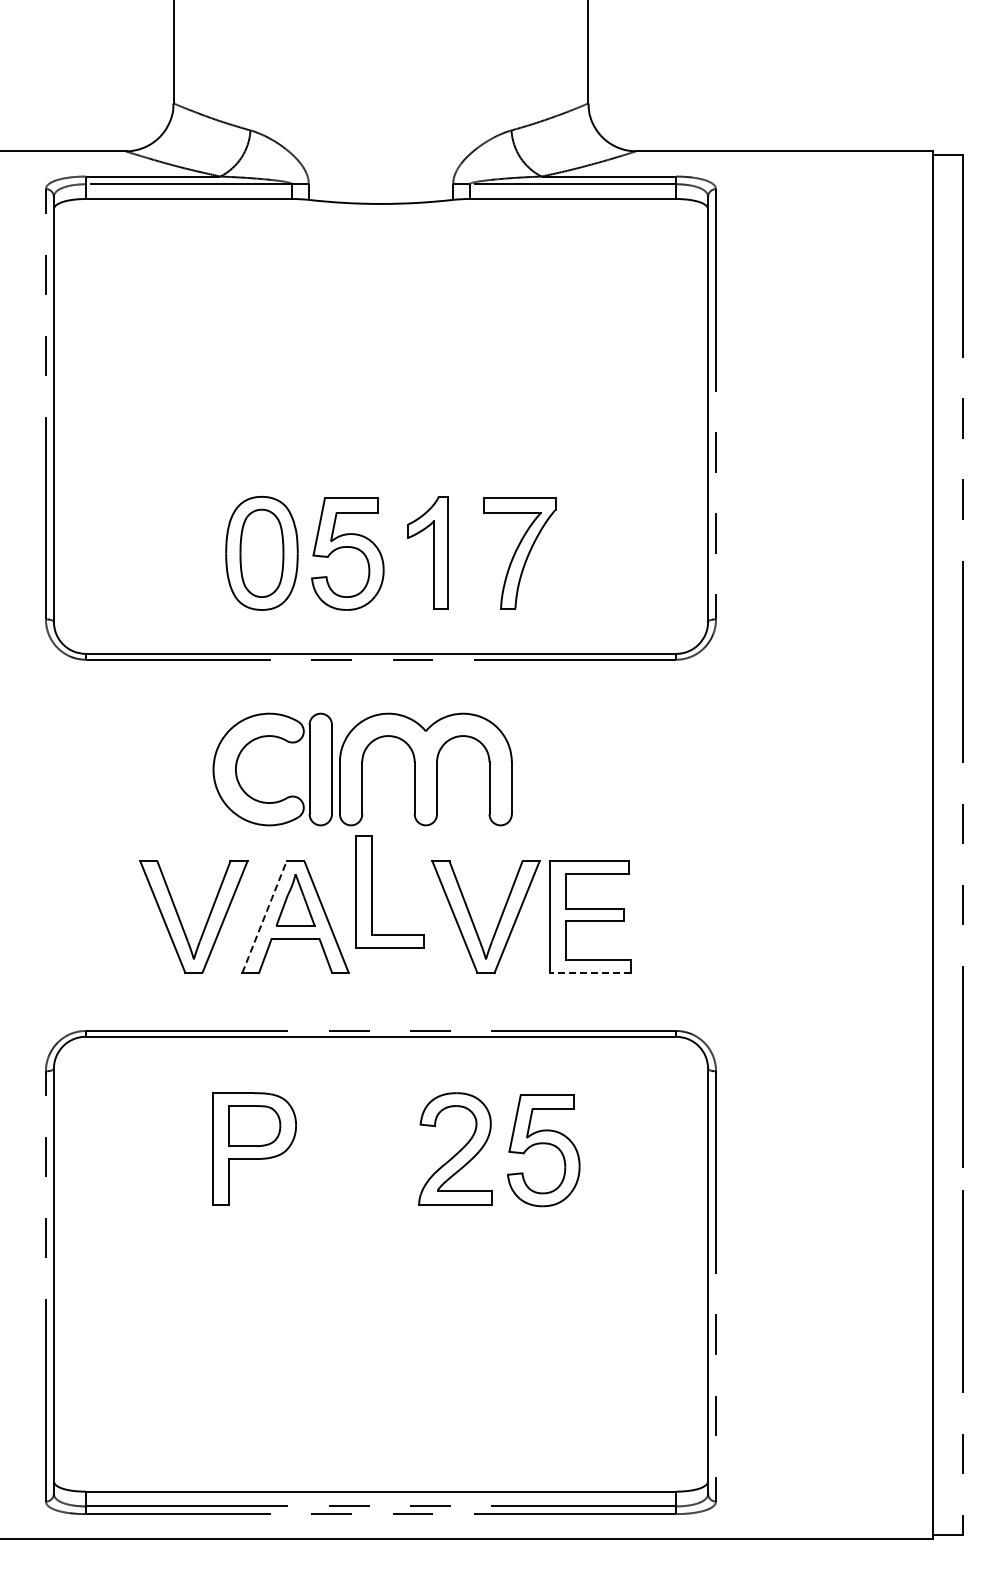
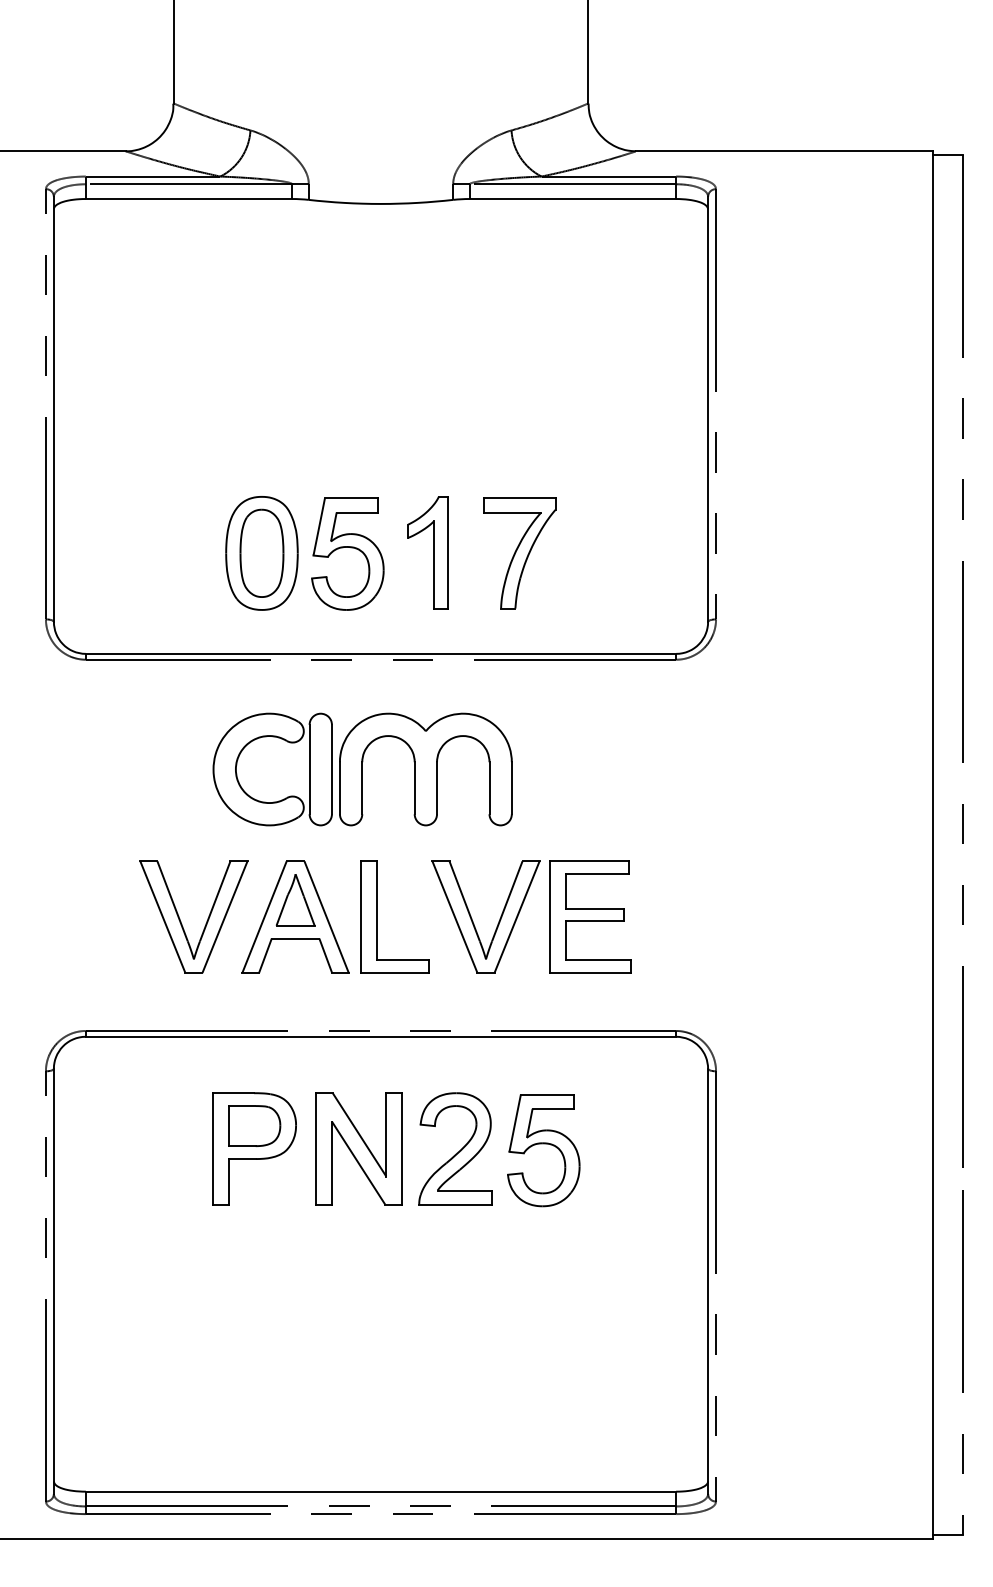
part position: (372, 891) -> (377, 916) (377, 916)
line: dashed -> solid (264, 916)
line: dashed -> solid (590, 972)
part: none -> present (358, 1148)
